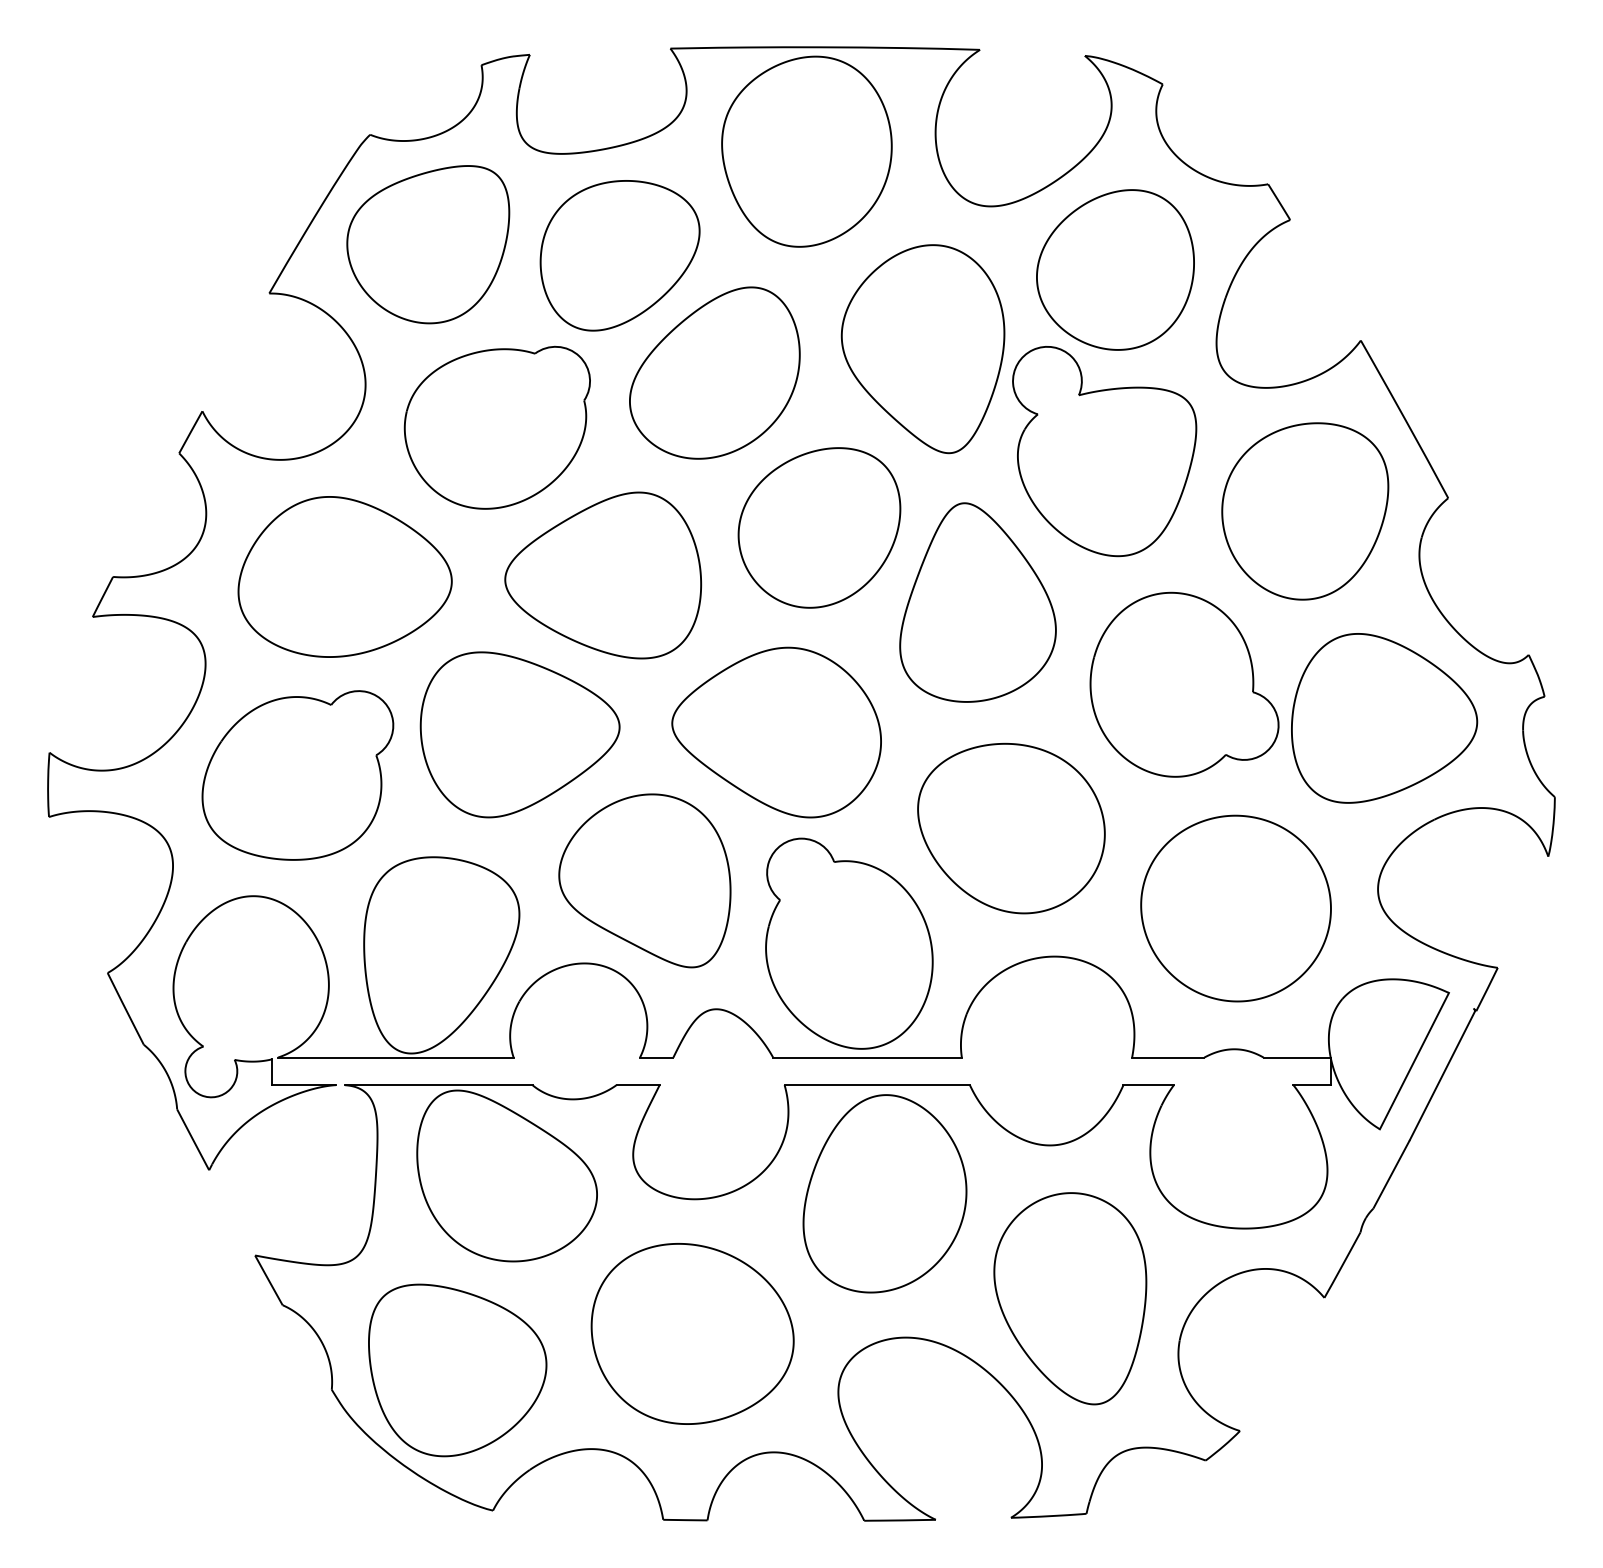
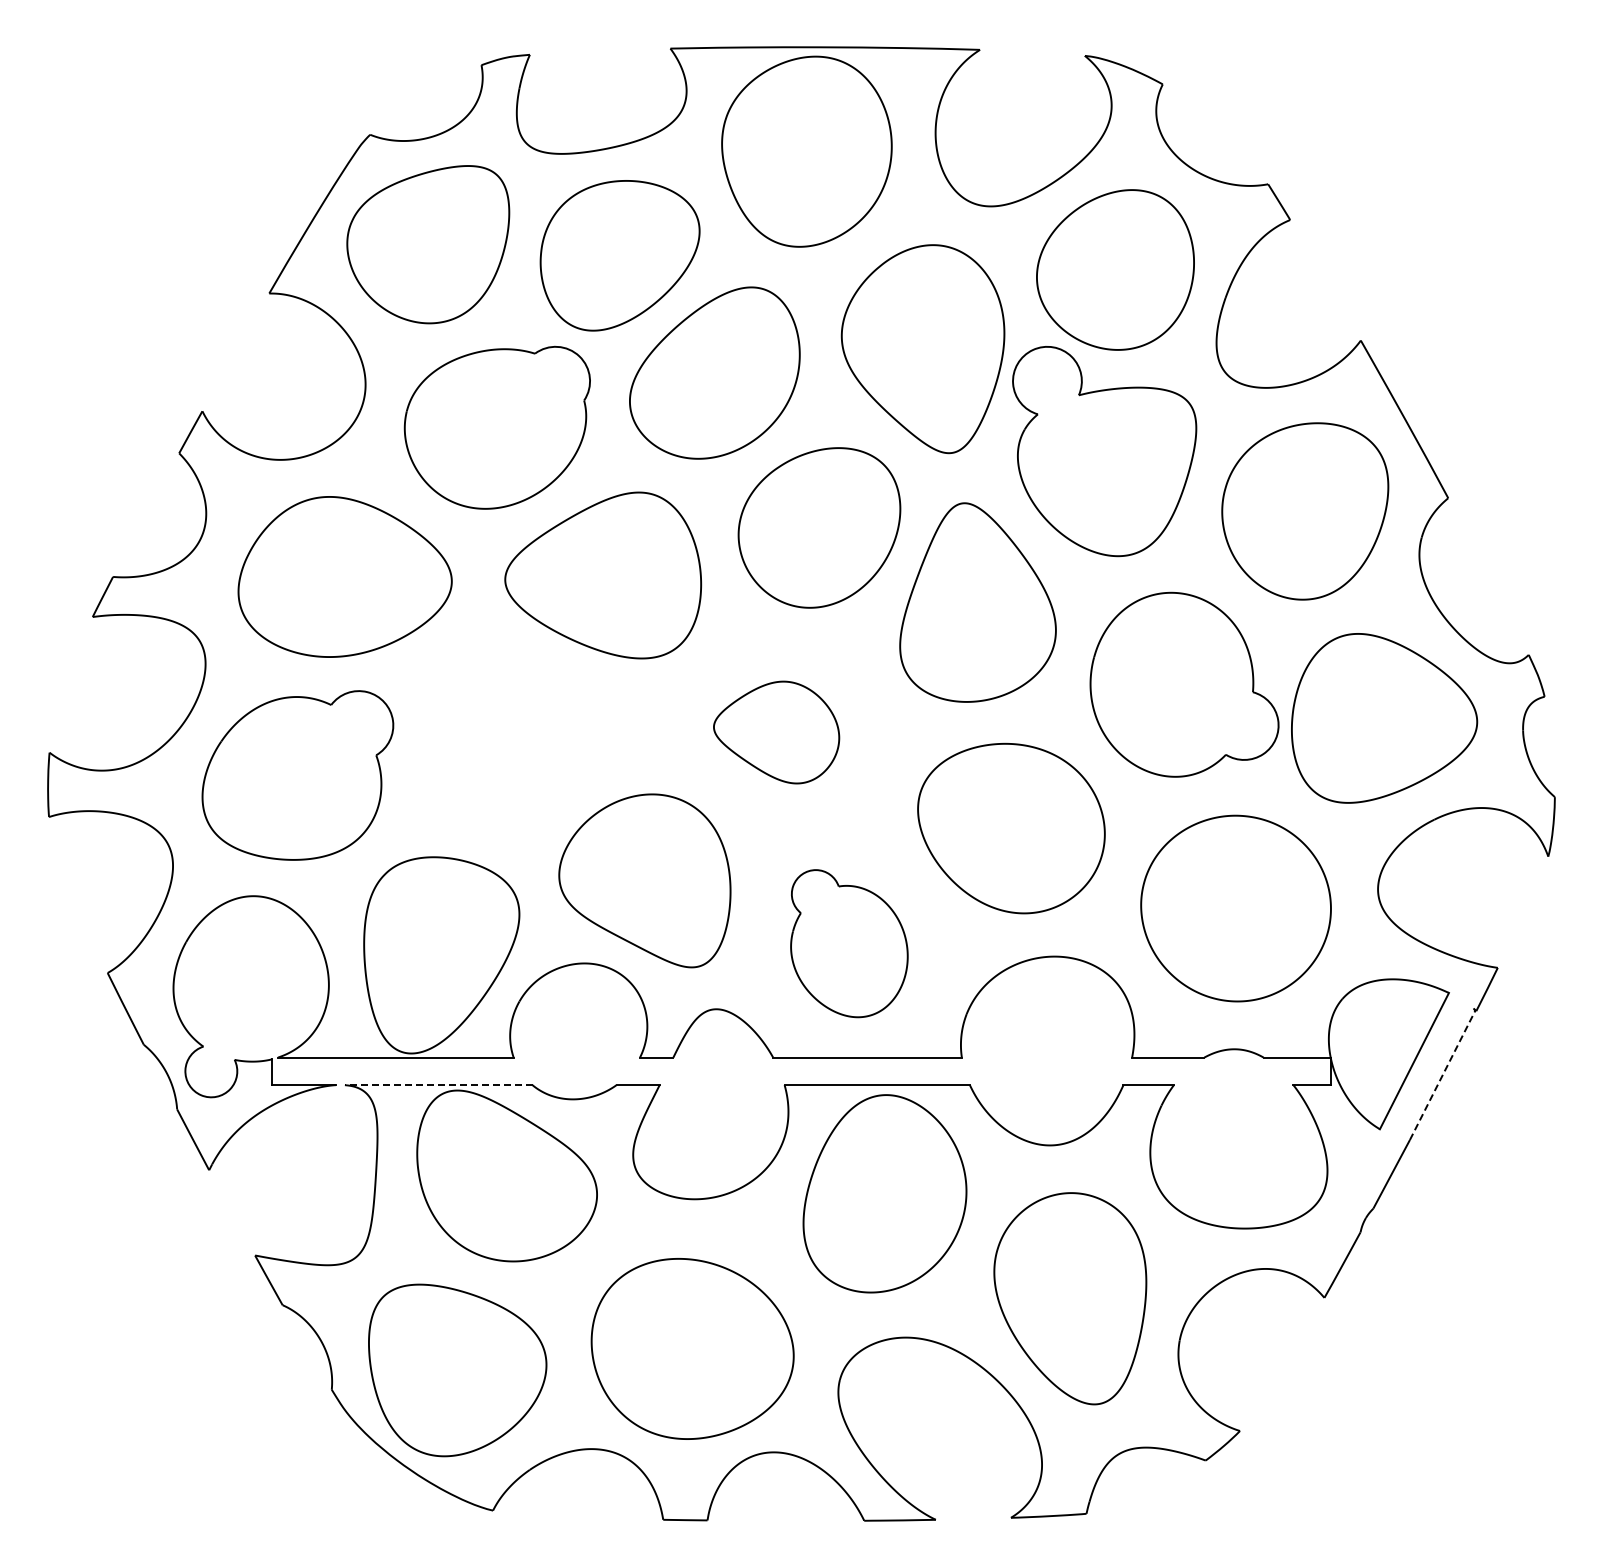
part size: 211x173 px -> 128x105 px (776, 732)
part: present -> none (519, 734)
part size: 169x213 px -> 119x150 px (849, 943)
line: solid -> dashed (1442, 1074)
line: solid -> dashed (438, 1085)
part position: (692, 1333) -> (692, 1348) (692, 1348)
